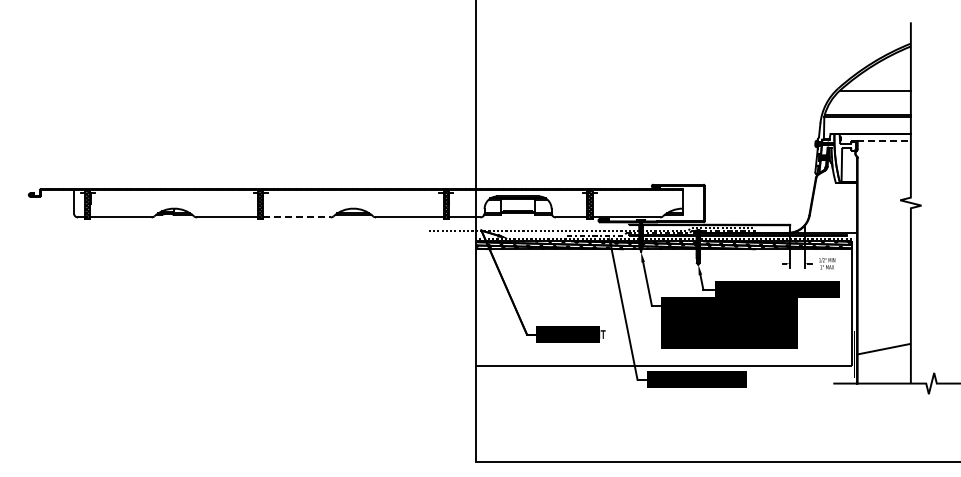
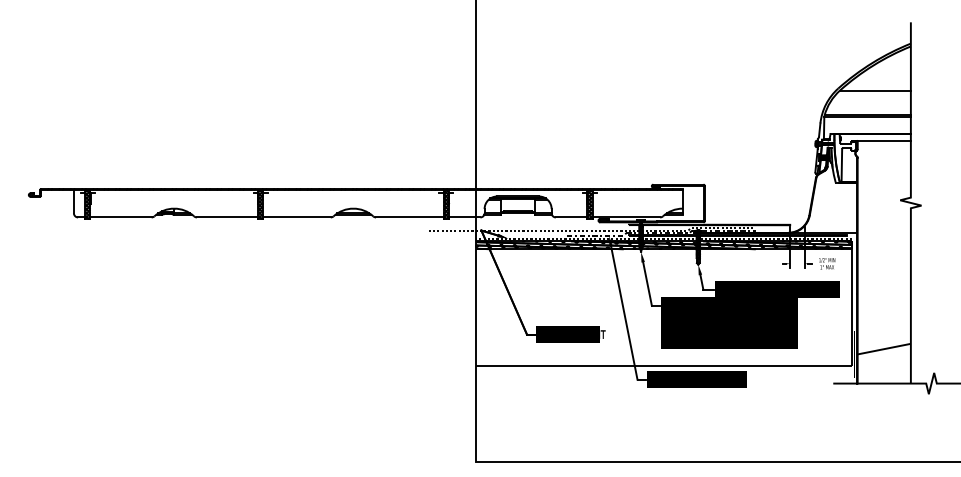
line: dashed -> solid (884, 140)
line: dashed -> solid (296, 217)
